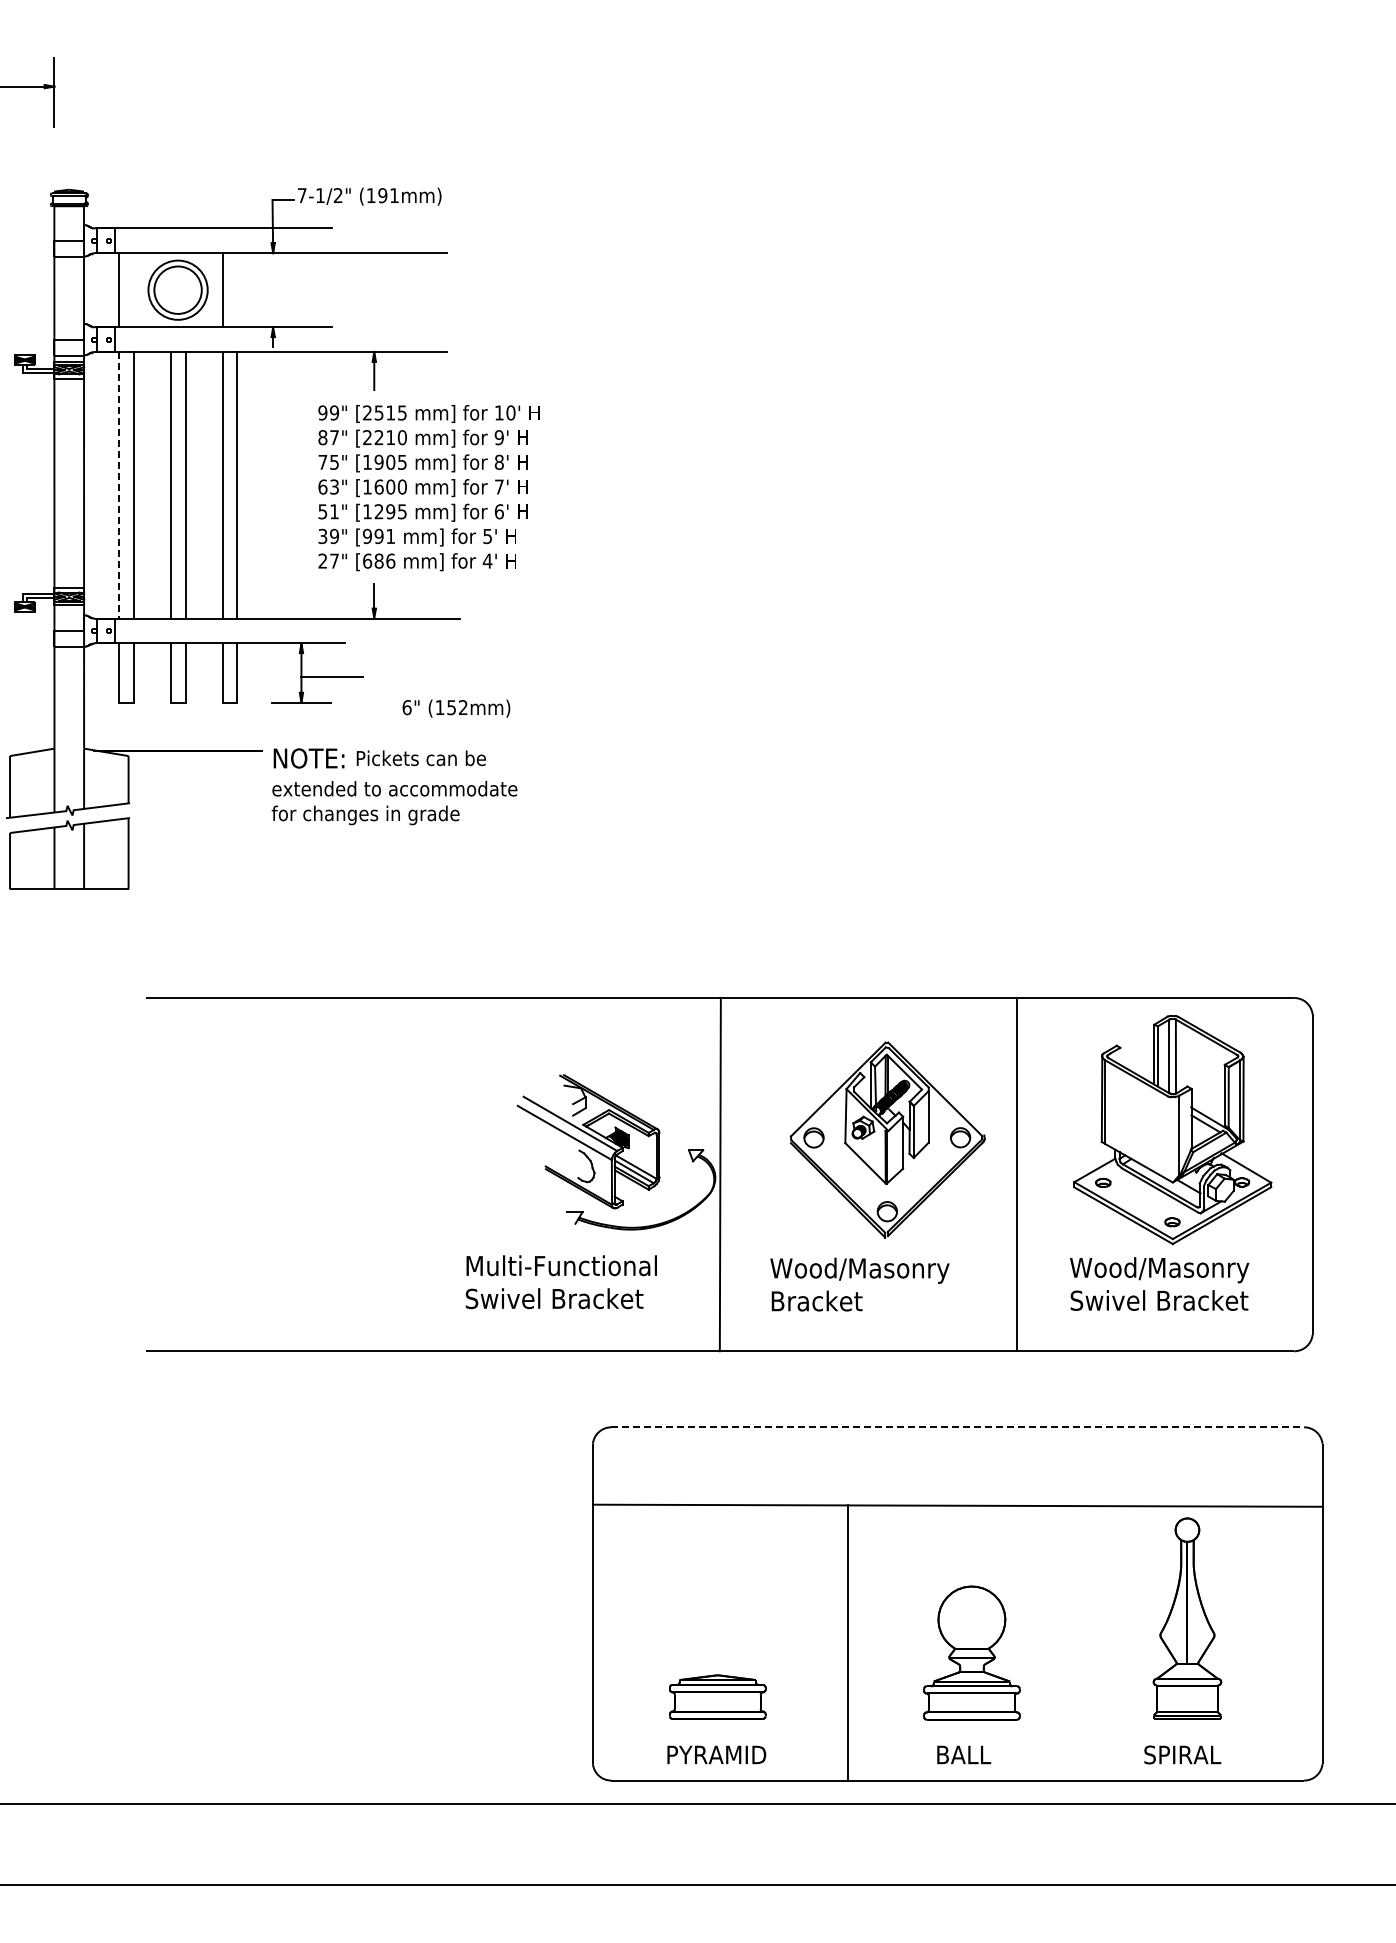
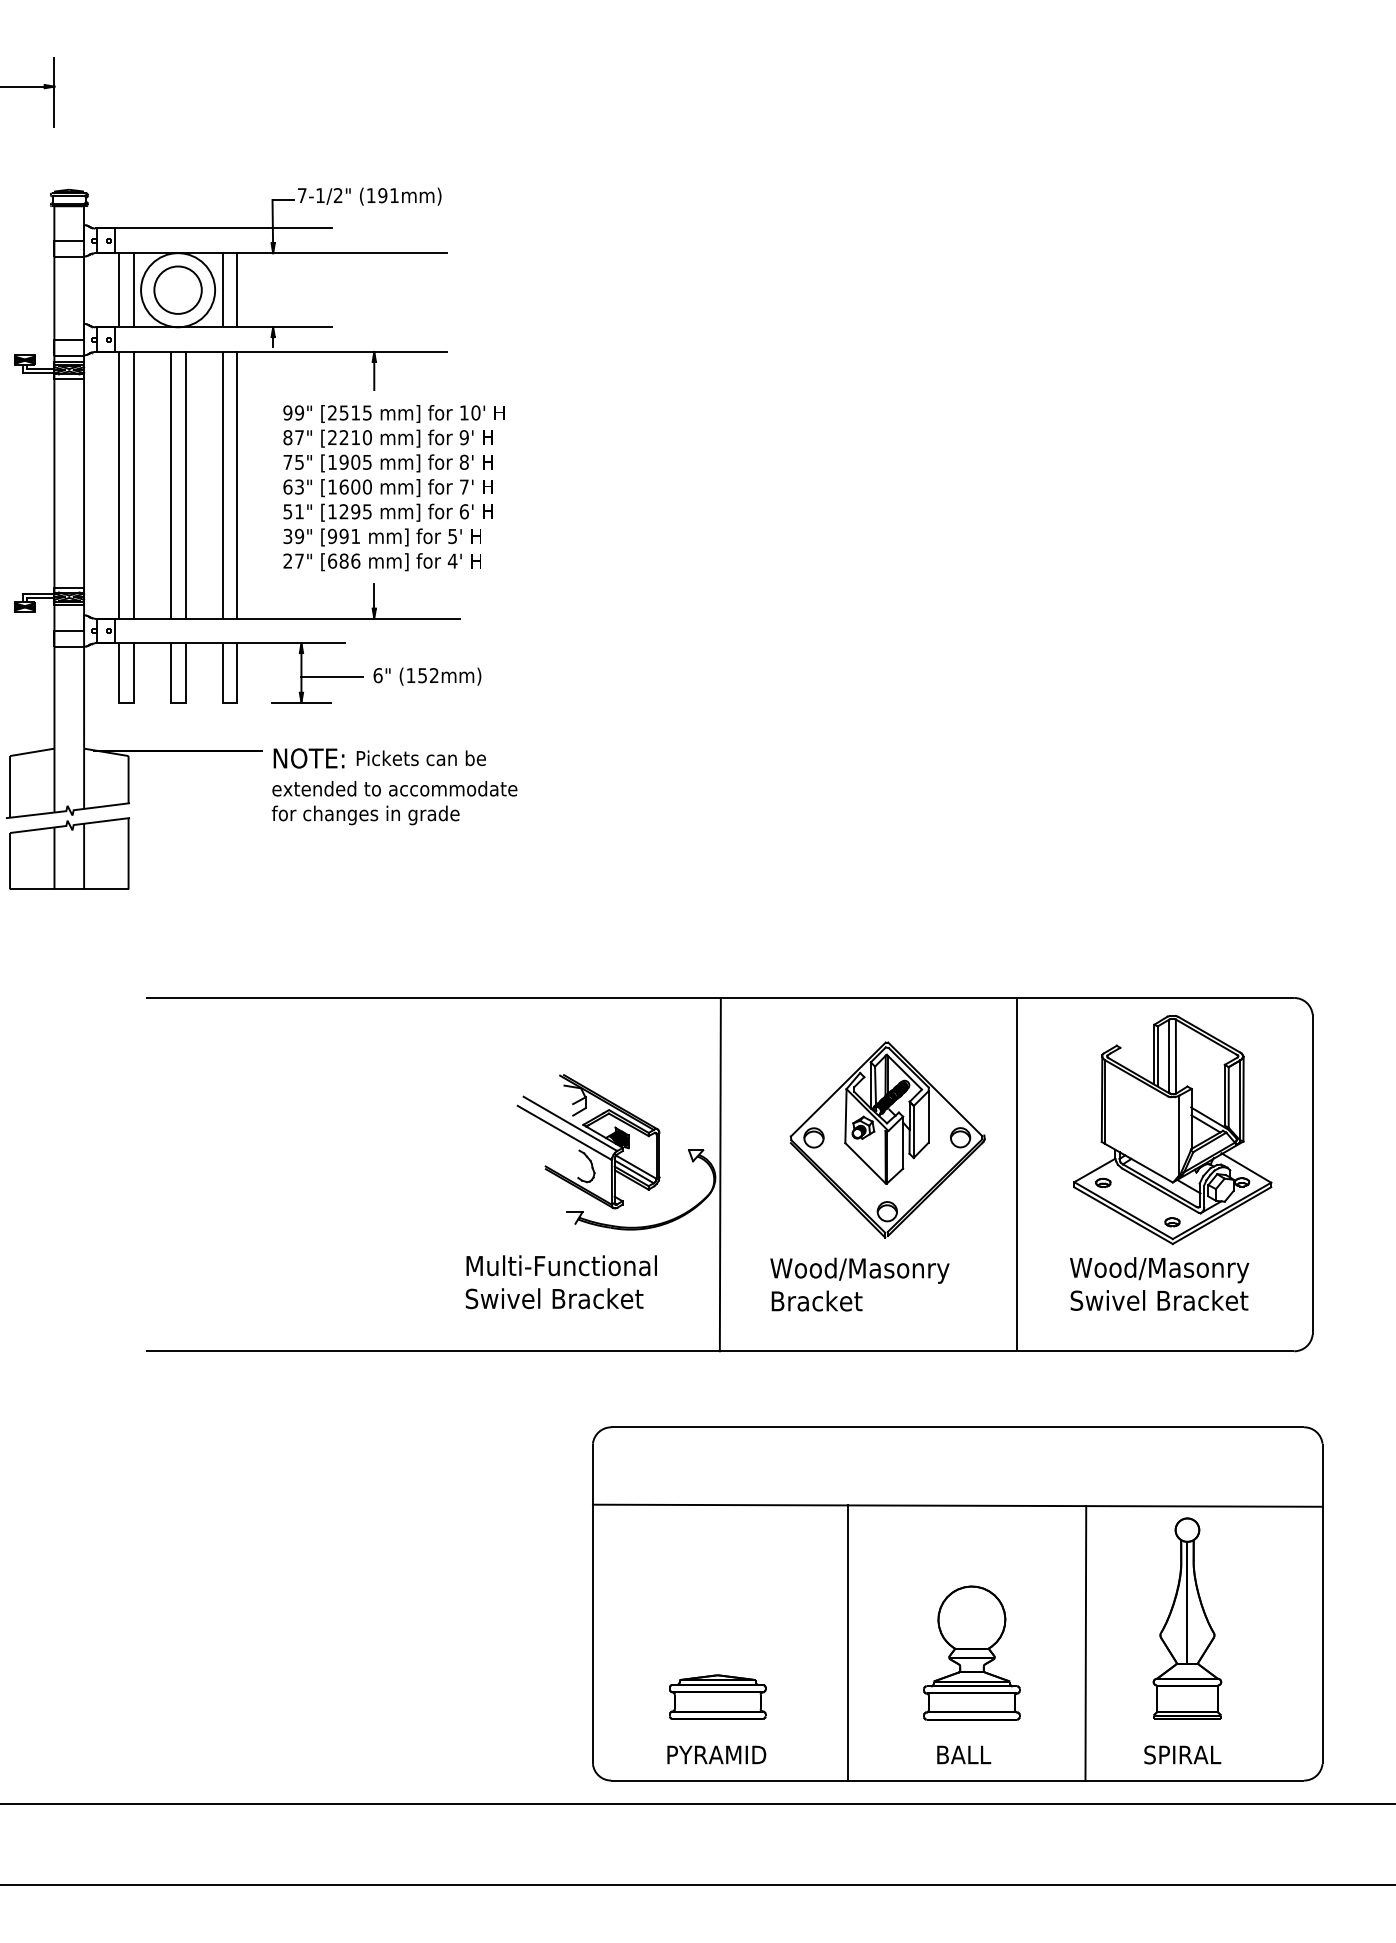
circle diameter: 59 px -> 74 px (178, 290)
line: none -> present (133, 290)
line: none -> present (237, 290)
line: dashed -> solid (118, 485)
text position: (428, 488) -> (393, 488) (393, 488)
text position: (456, 708) -> (427, 676) (427, 676)
line: dashed -> solid (958, 1427)
line: none -> present (1085, 1643)
